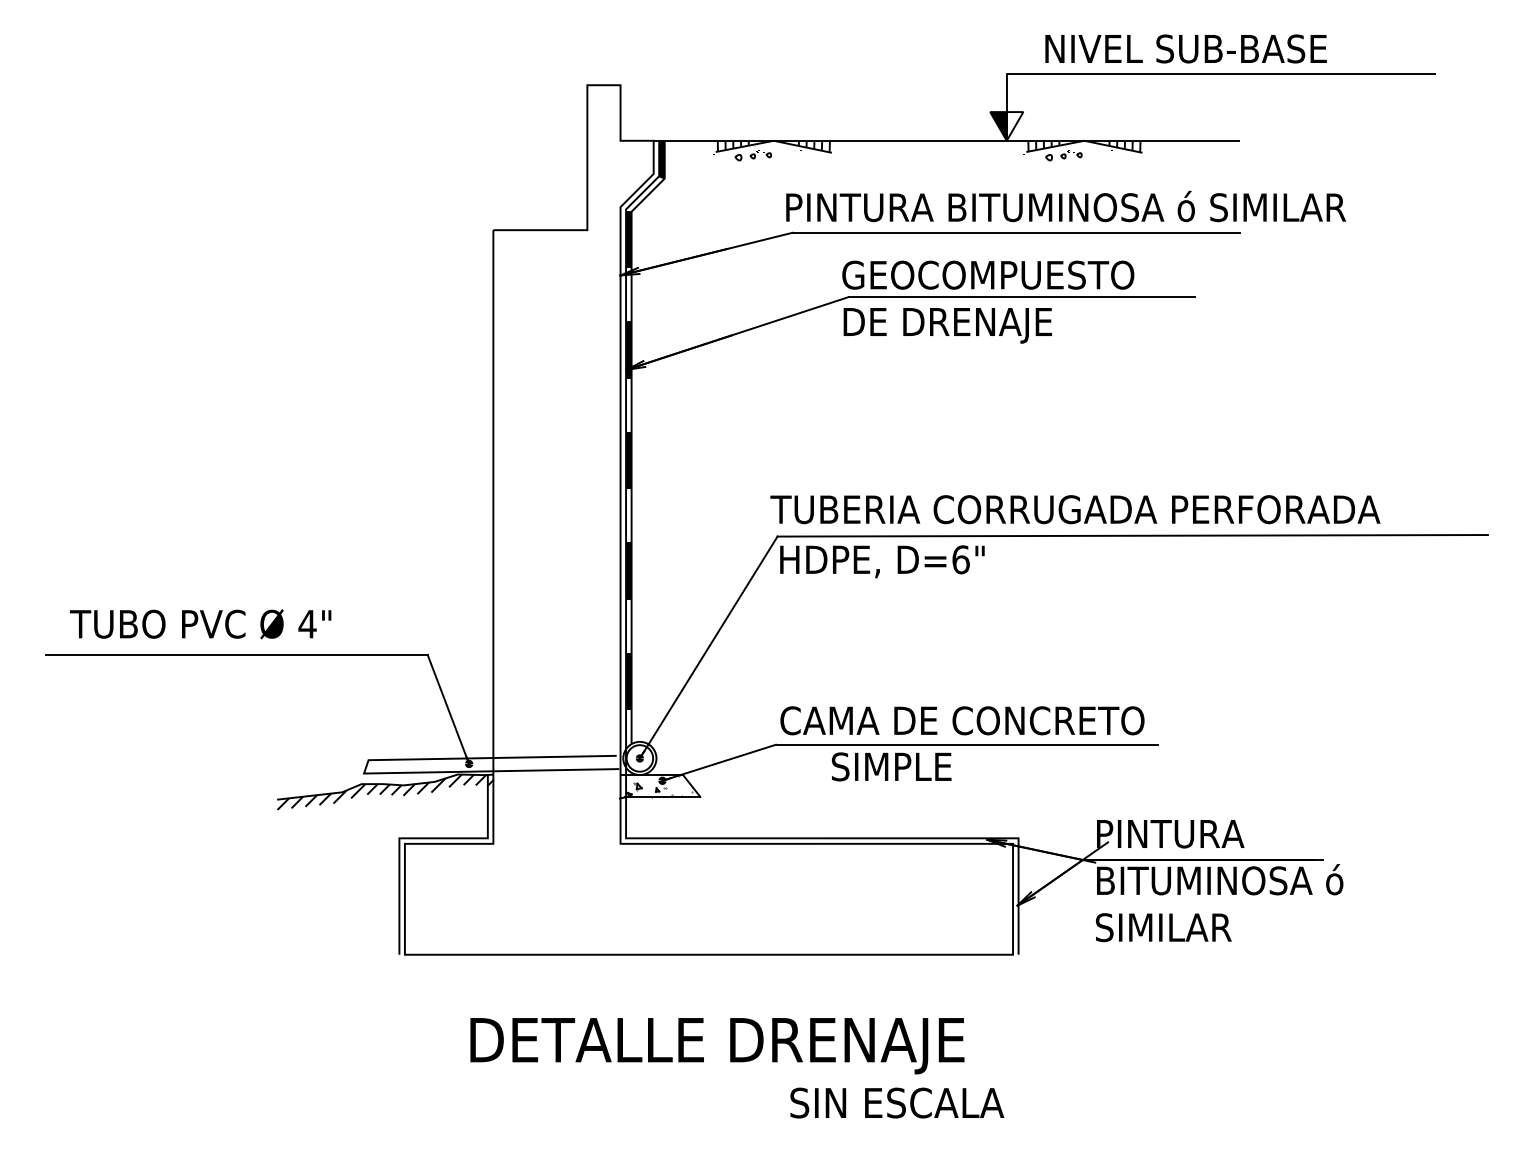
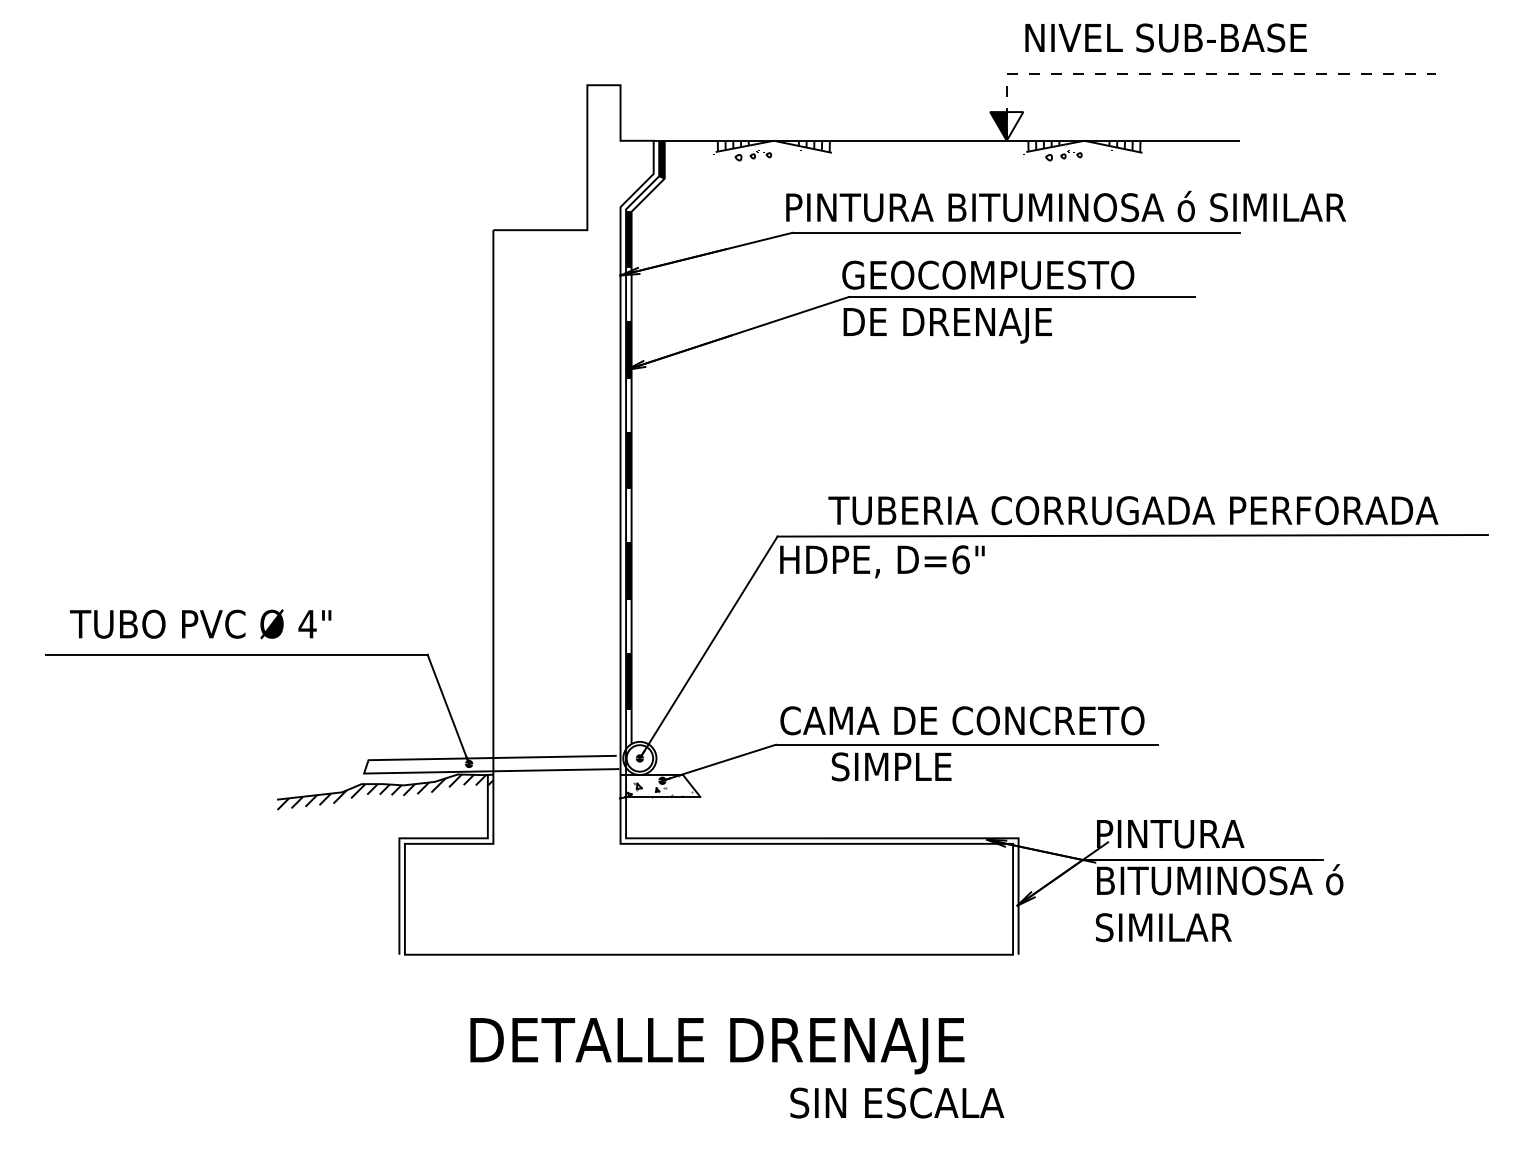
text position: (1185, 48) -> (1165, 37) (1165, 37)
line: solid -> dashed (1187, 74)
text position: (1075, 509) -> (1133, 510) (1133, 510)
